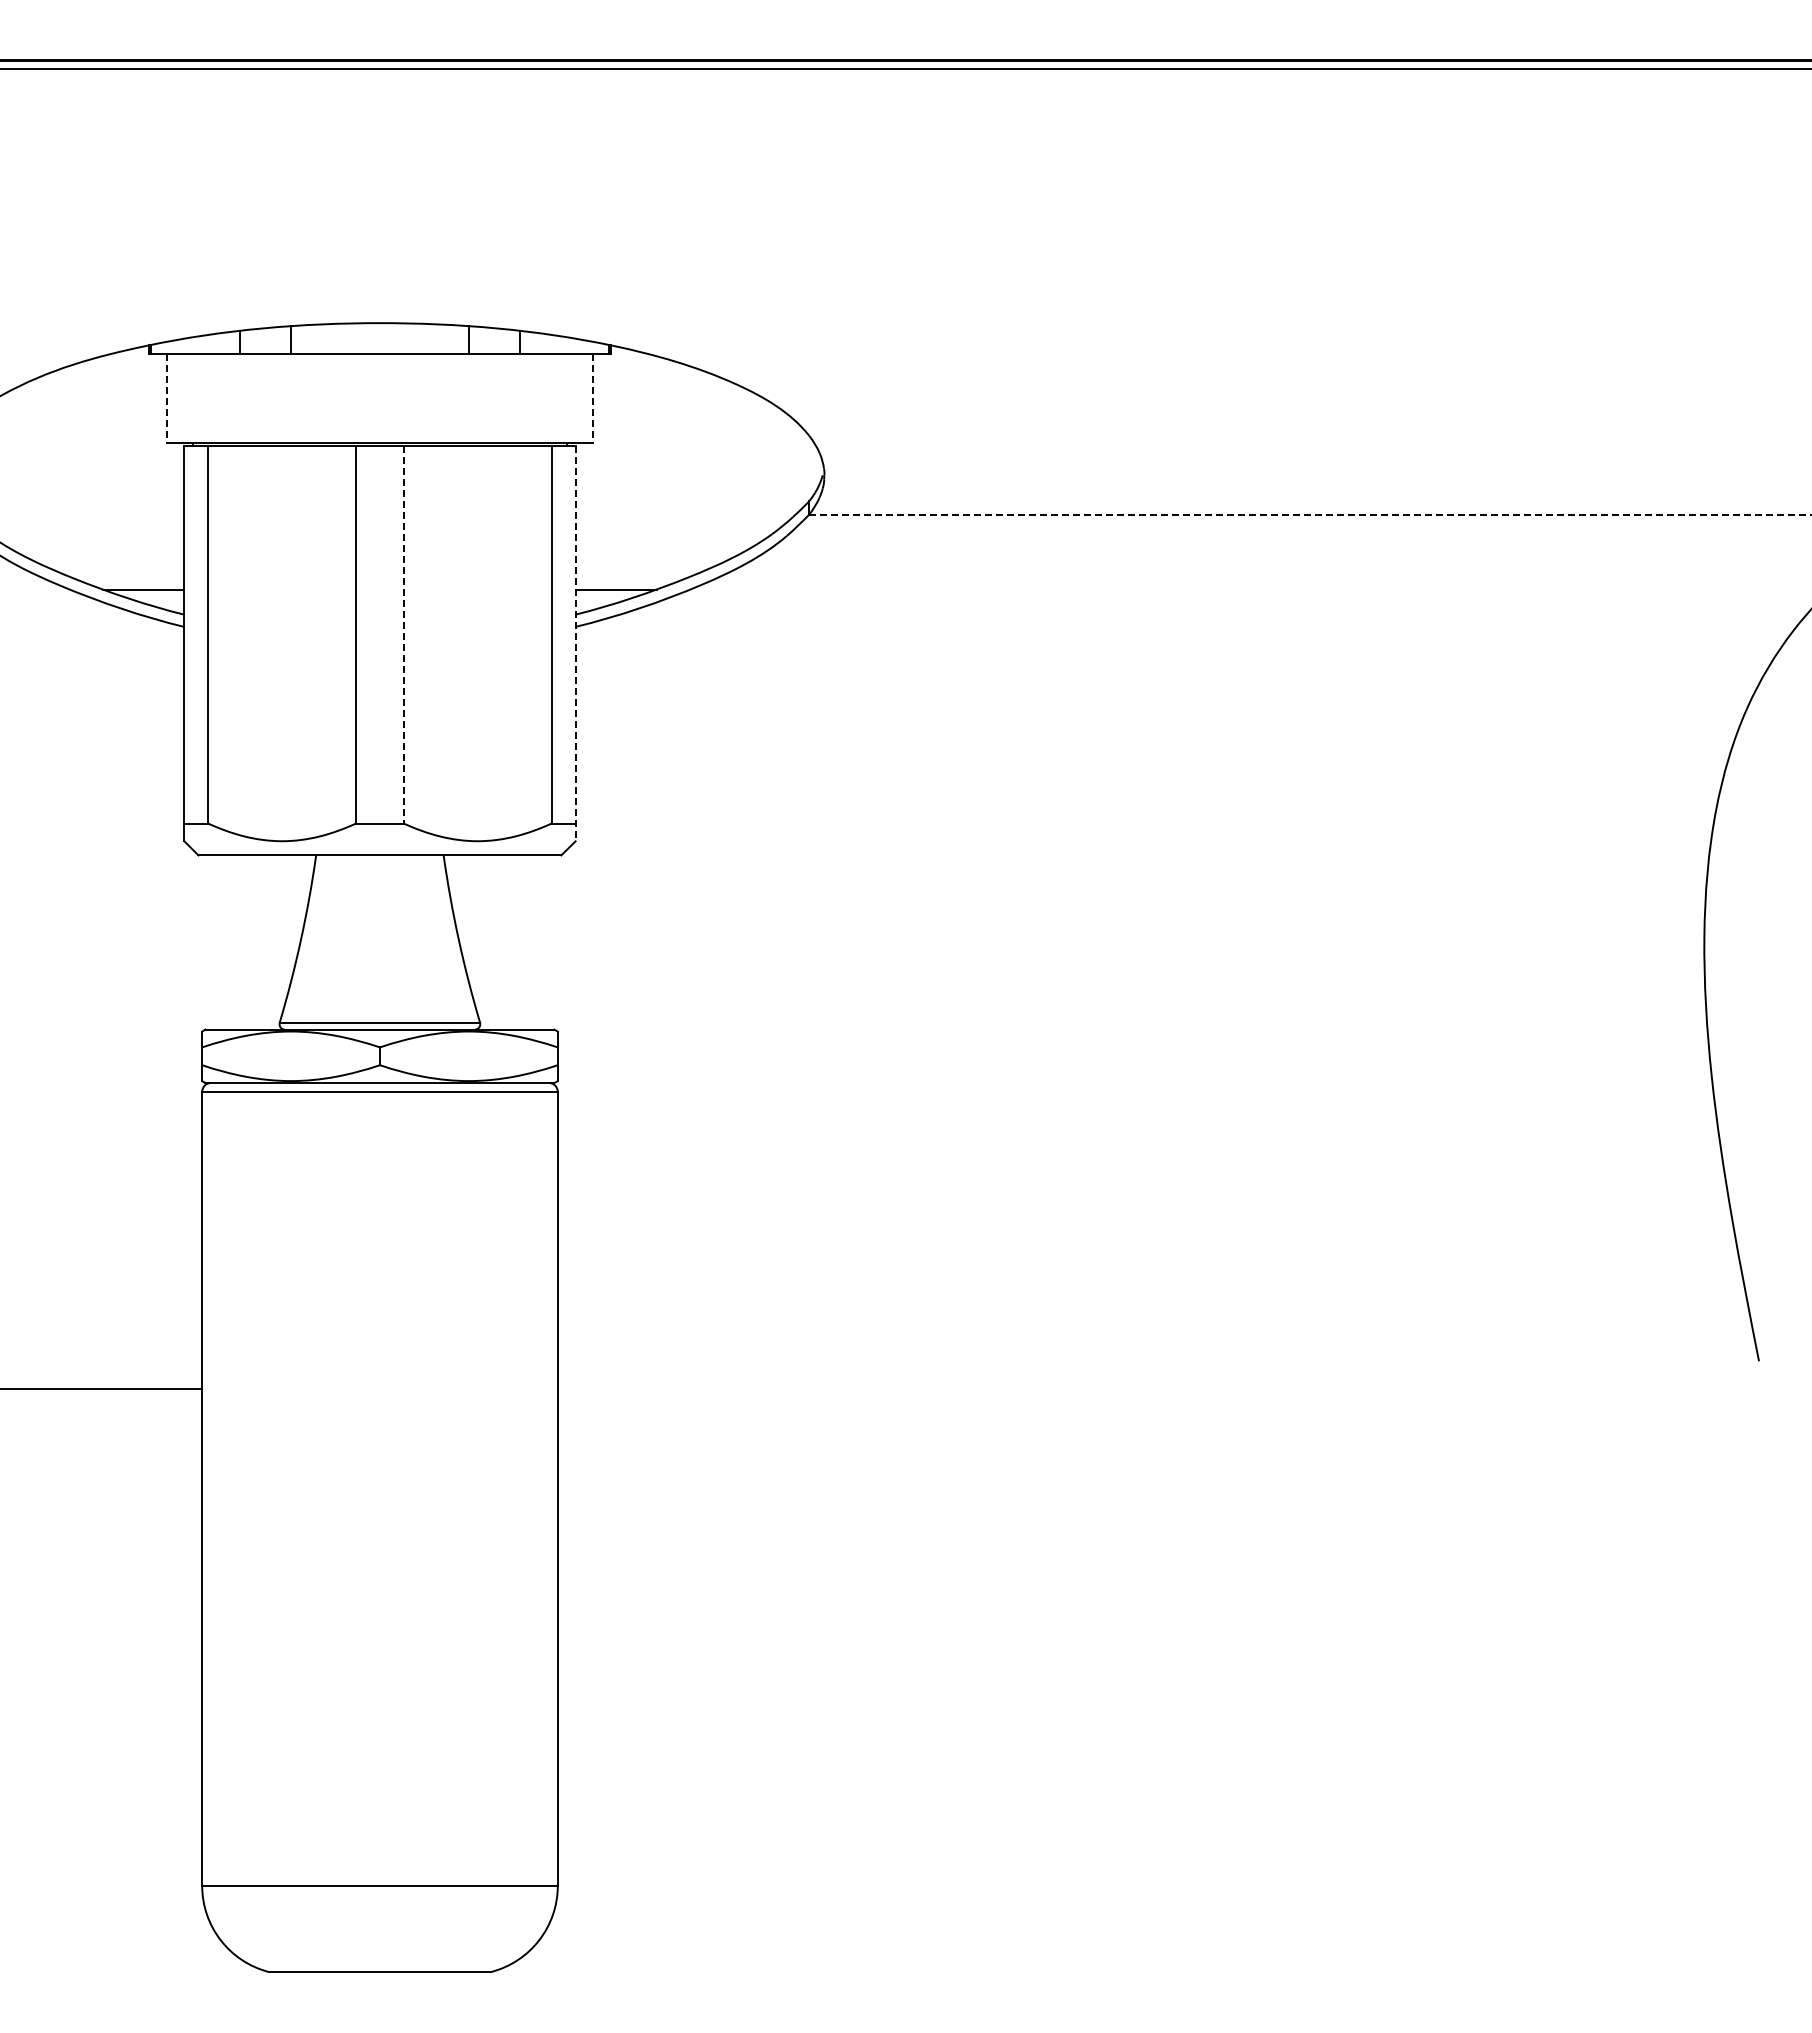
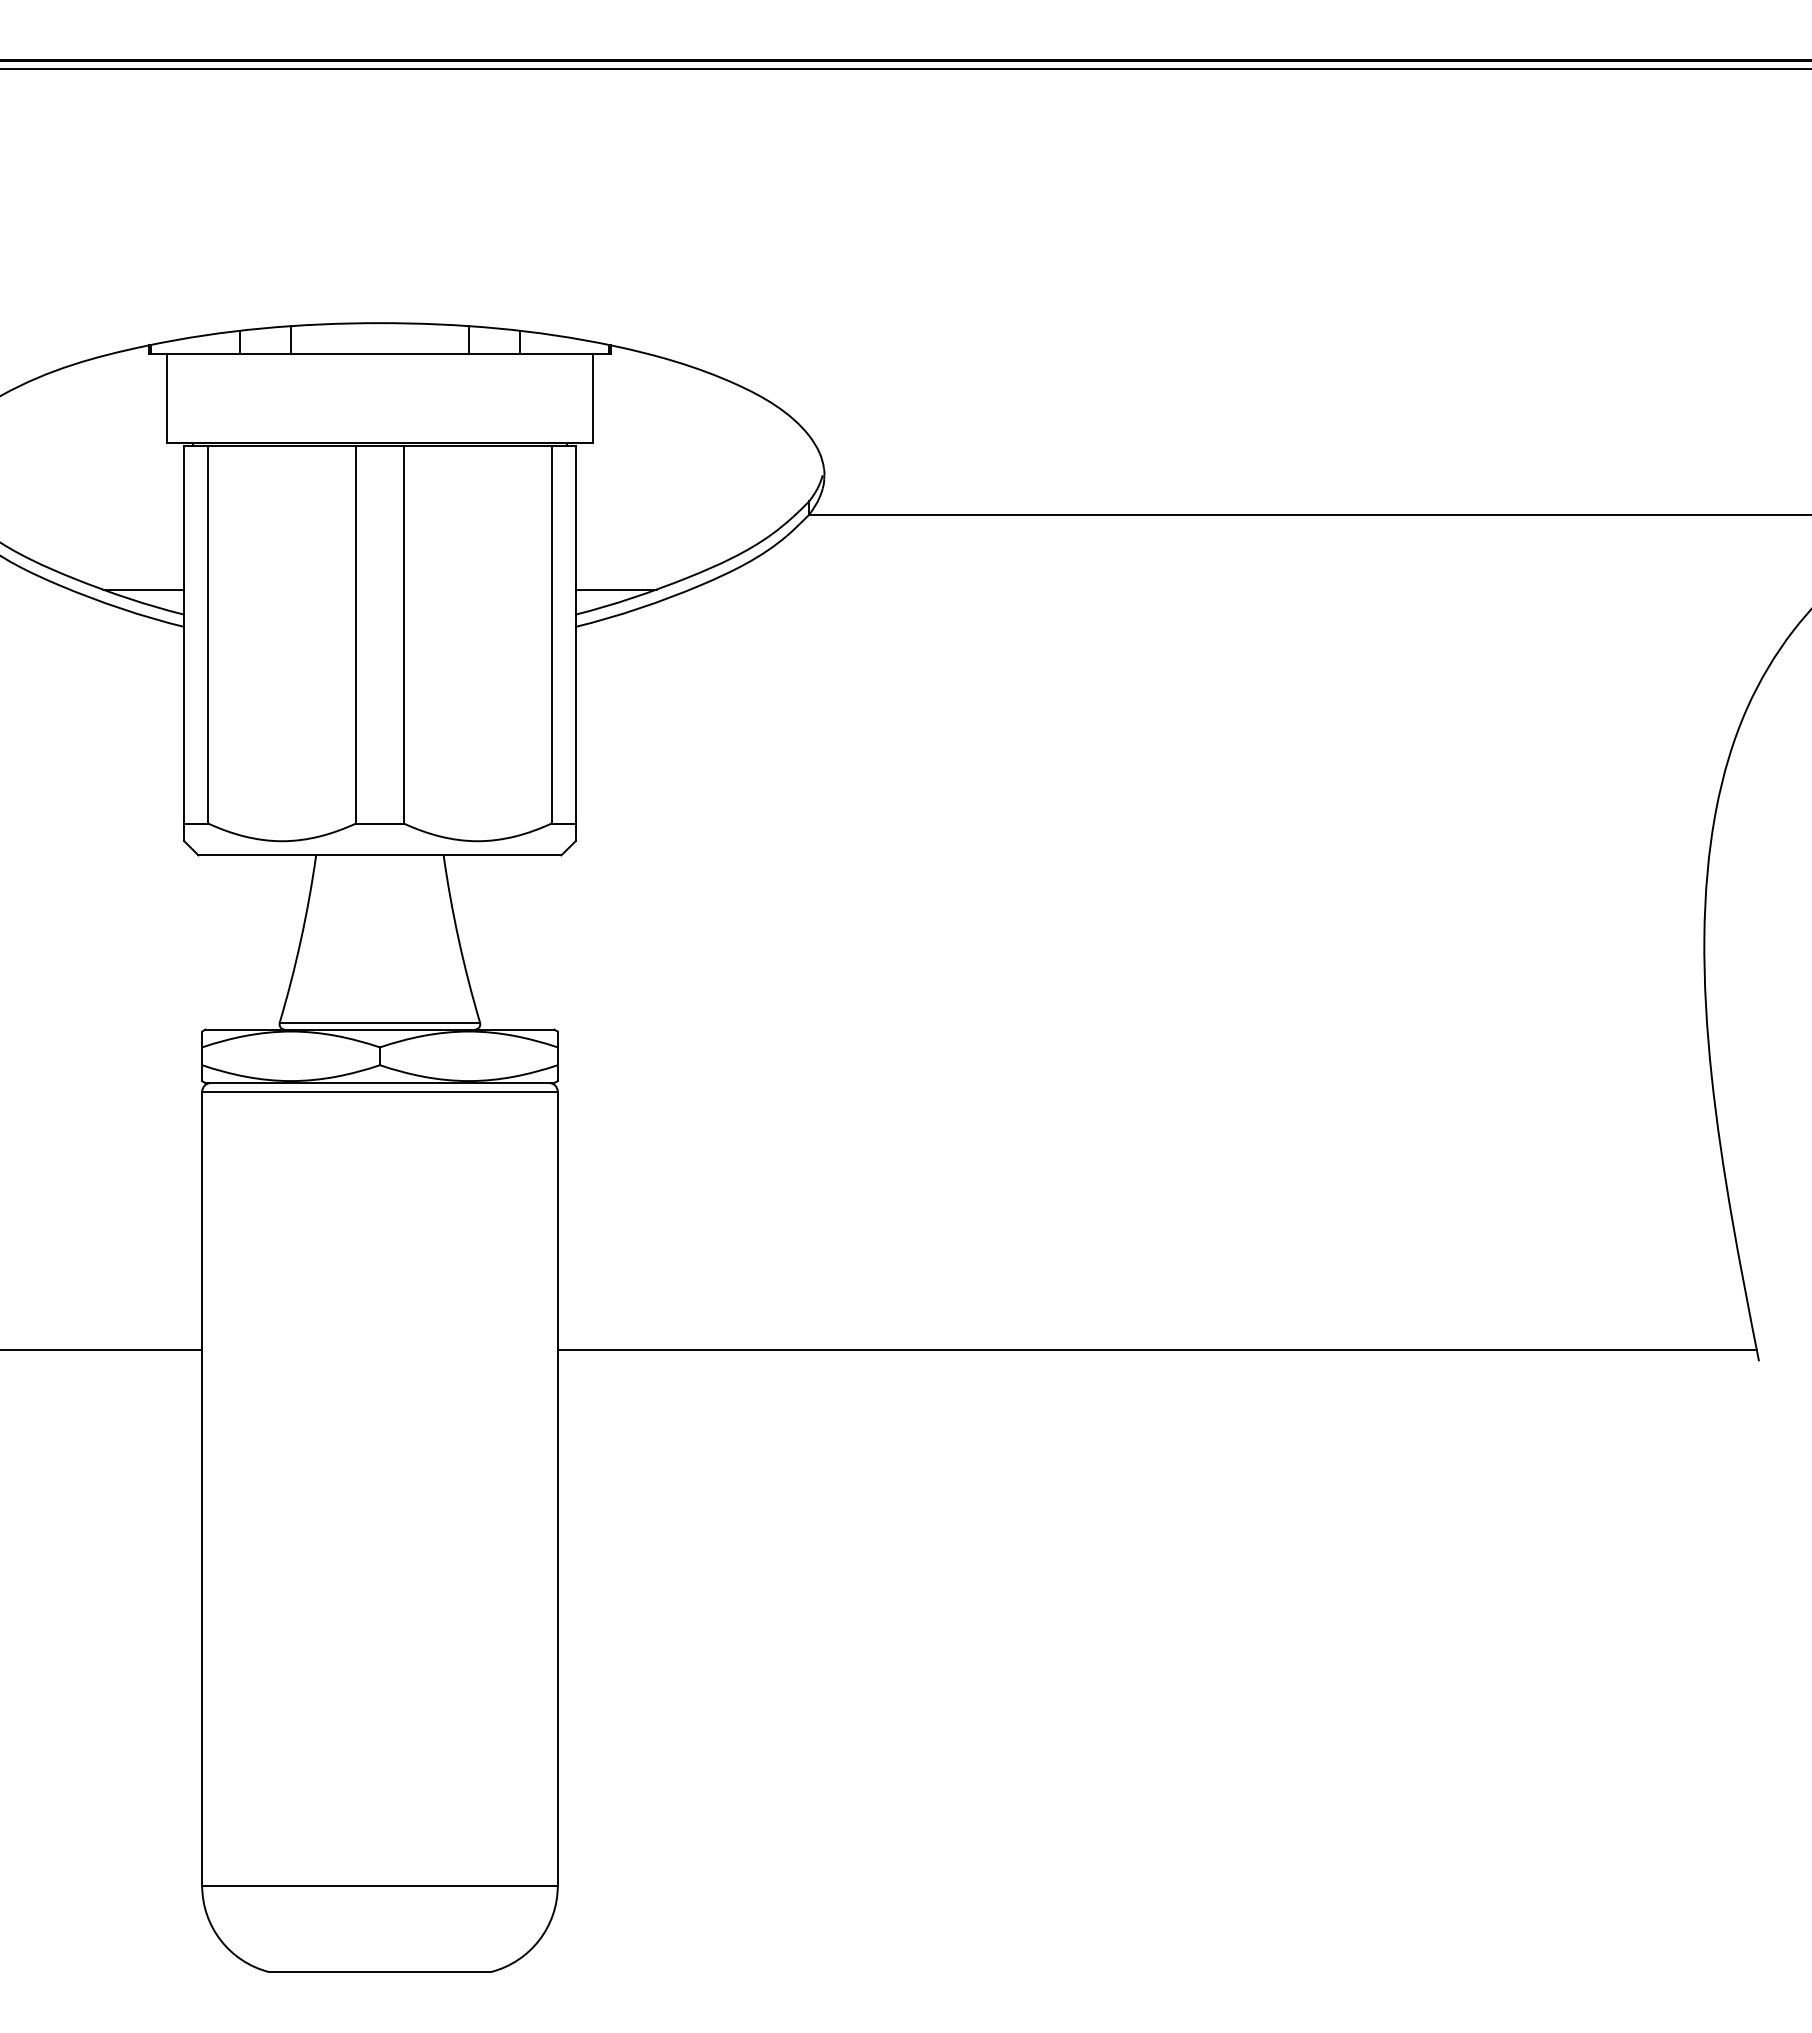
line: dashed -> solid (166, 398)
line: dashed -> solid (593, 398)
line: dashed -> solid (1310, 514)
line: dashed -> solid (403, 635)
line: dashed -> solid (575, 644)
line: none -> present (1156, 1350)
line position: (102, 1389) -> (102, 1350) (102, 1350)
